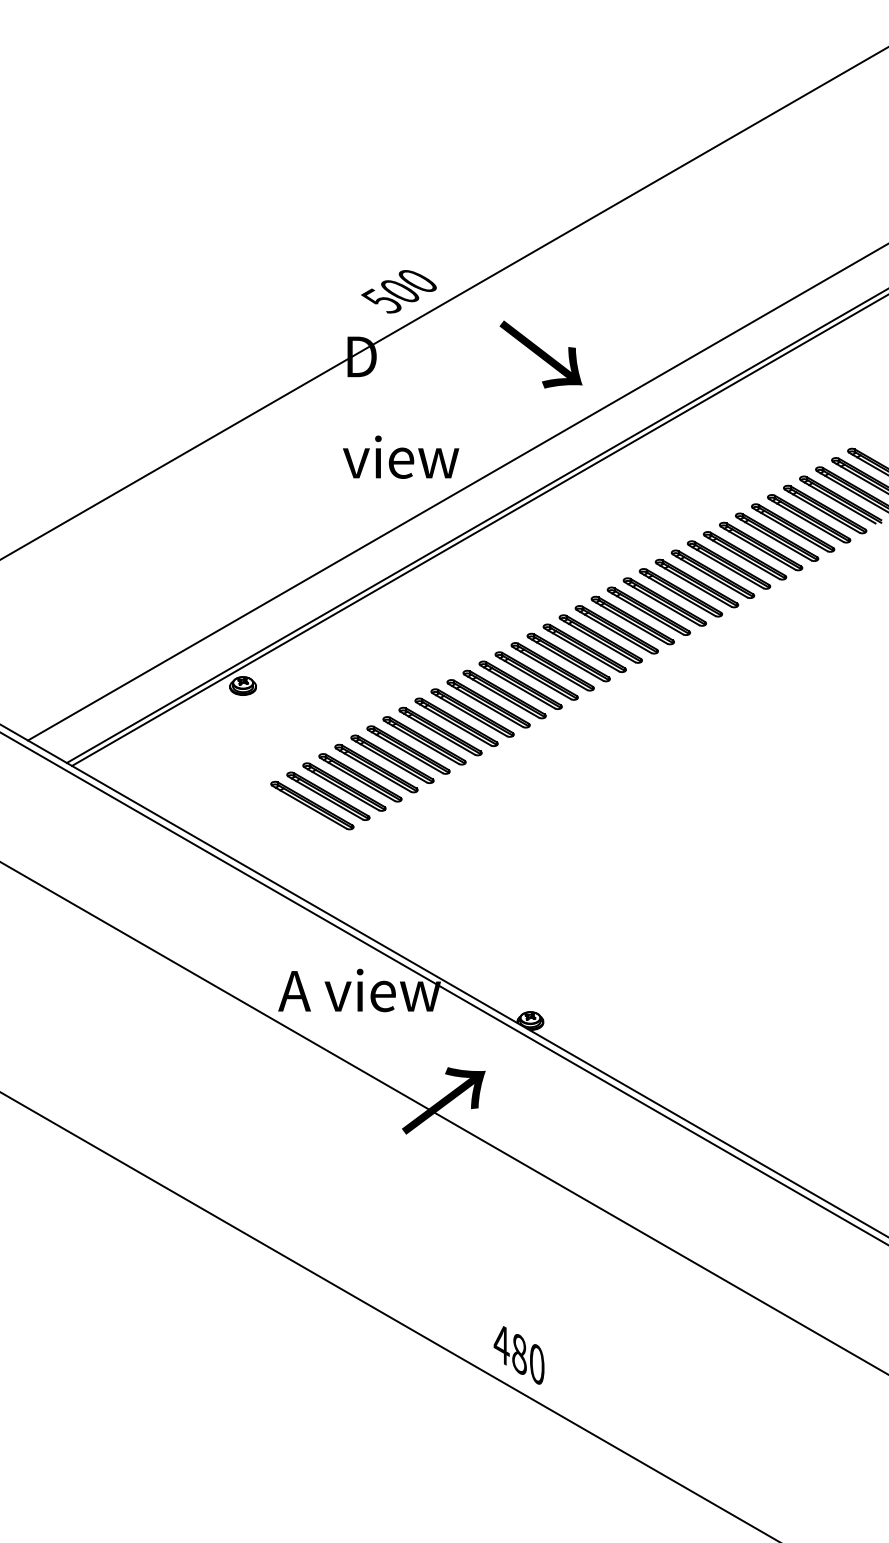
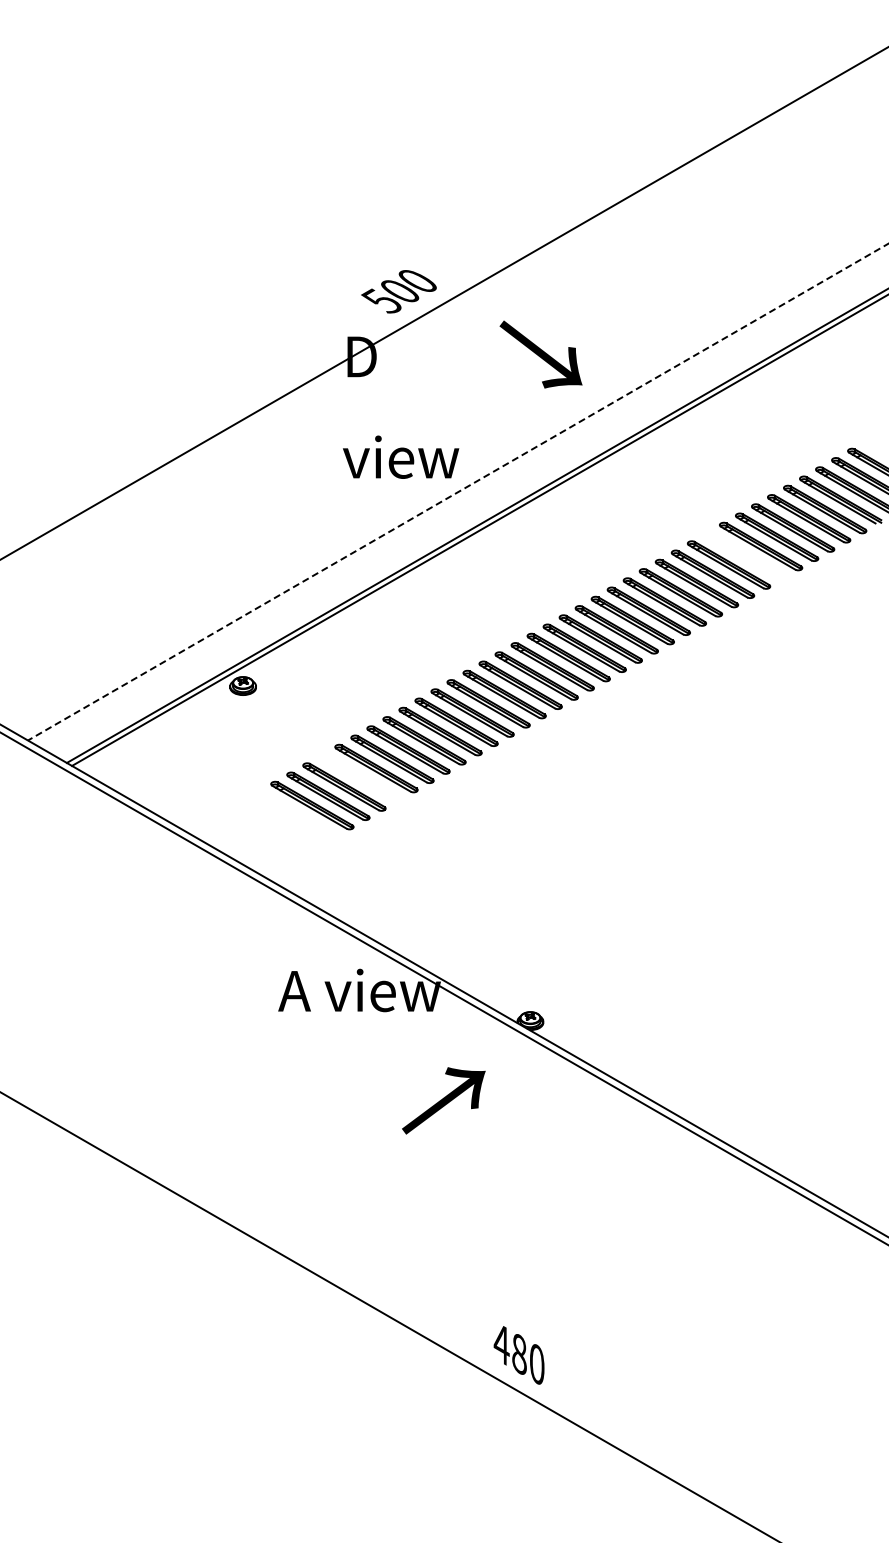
line: solid -> dashed (458, 492)
part: present -> none (745, 555)
part: present -> none (360, 777)
line: present -> none (443, 1117)
